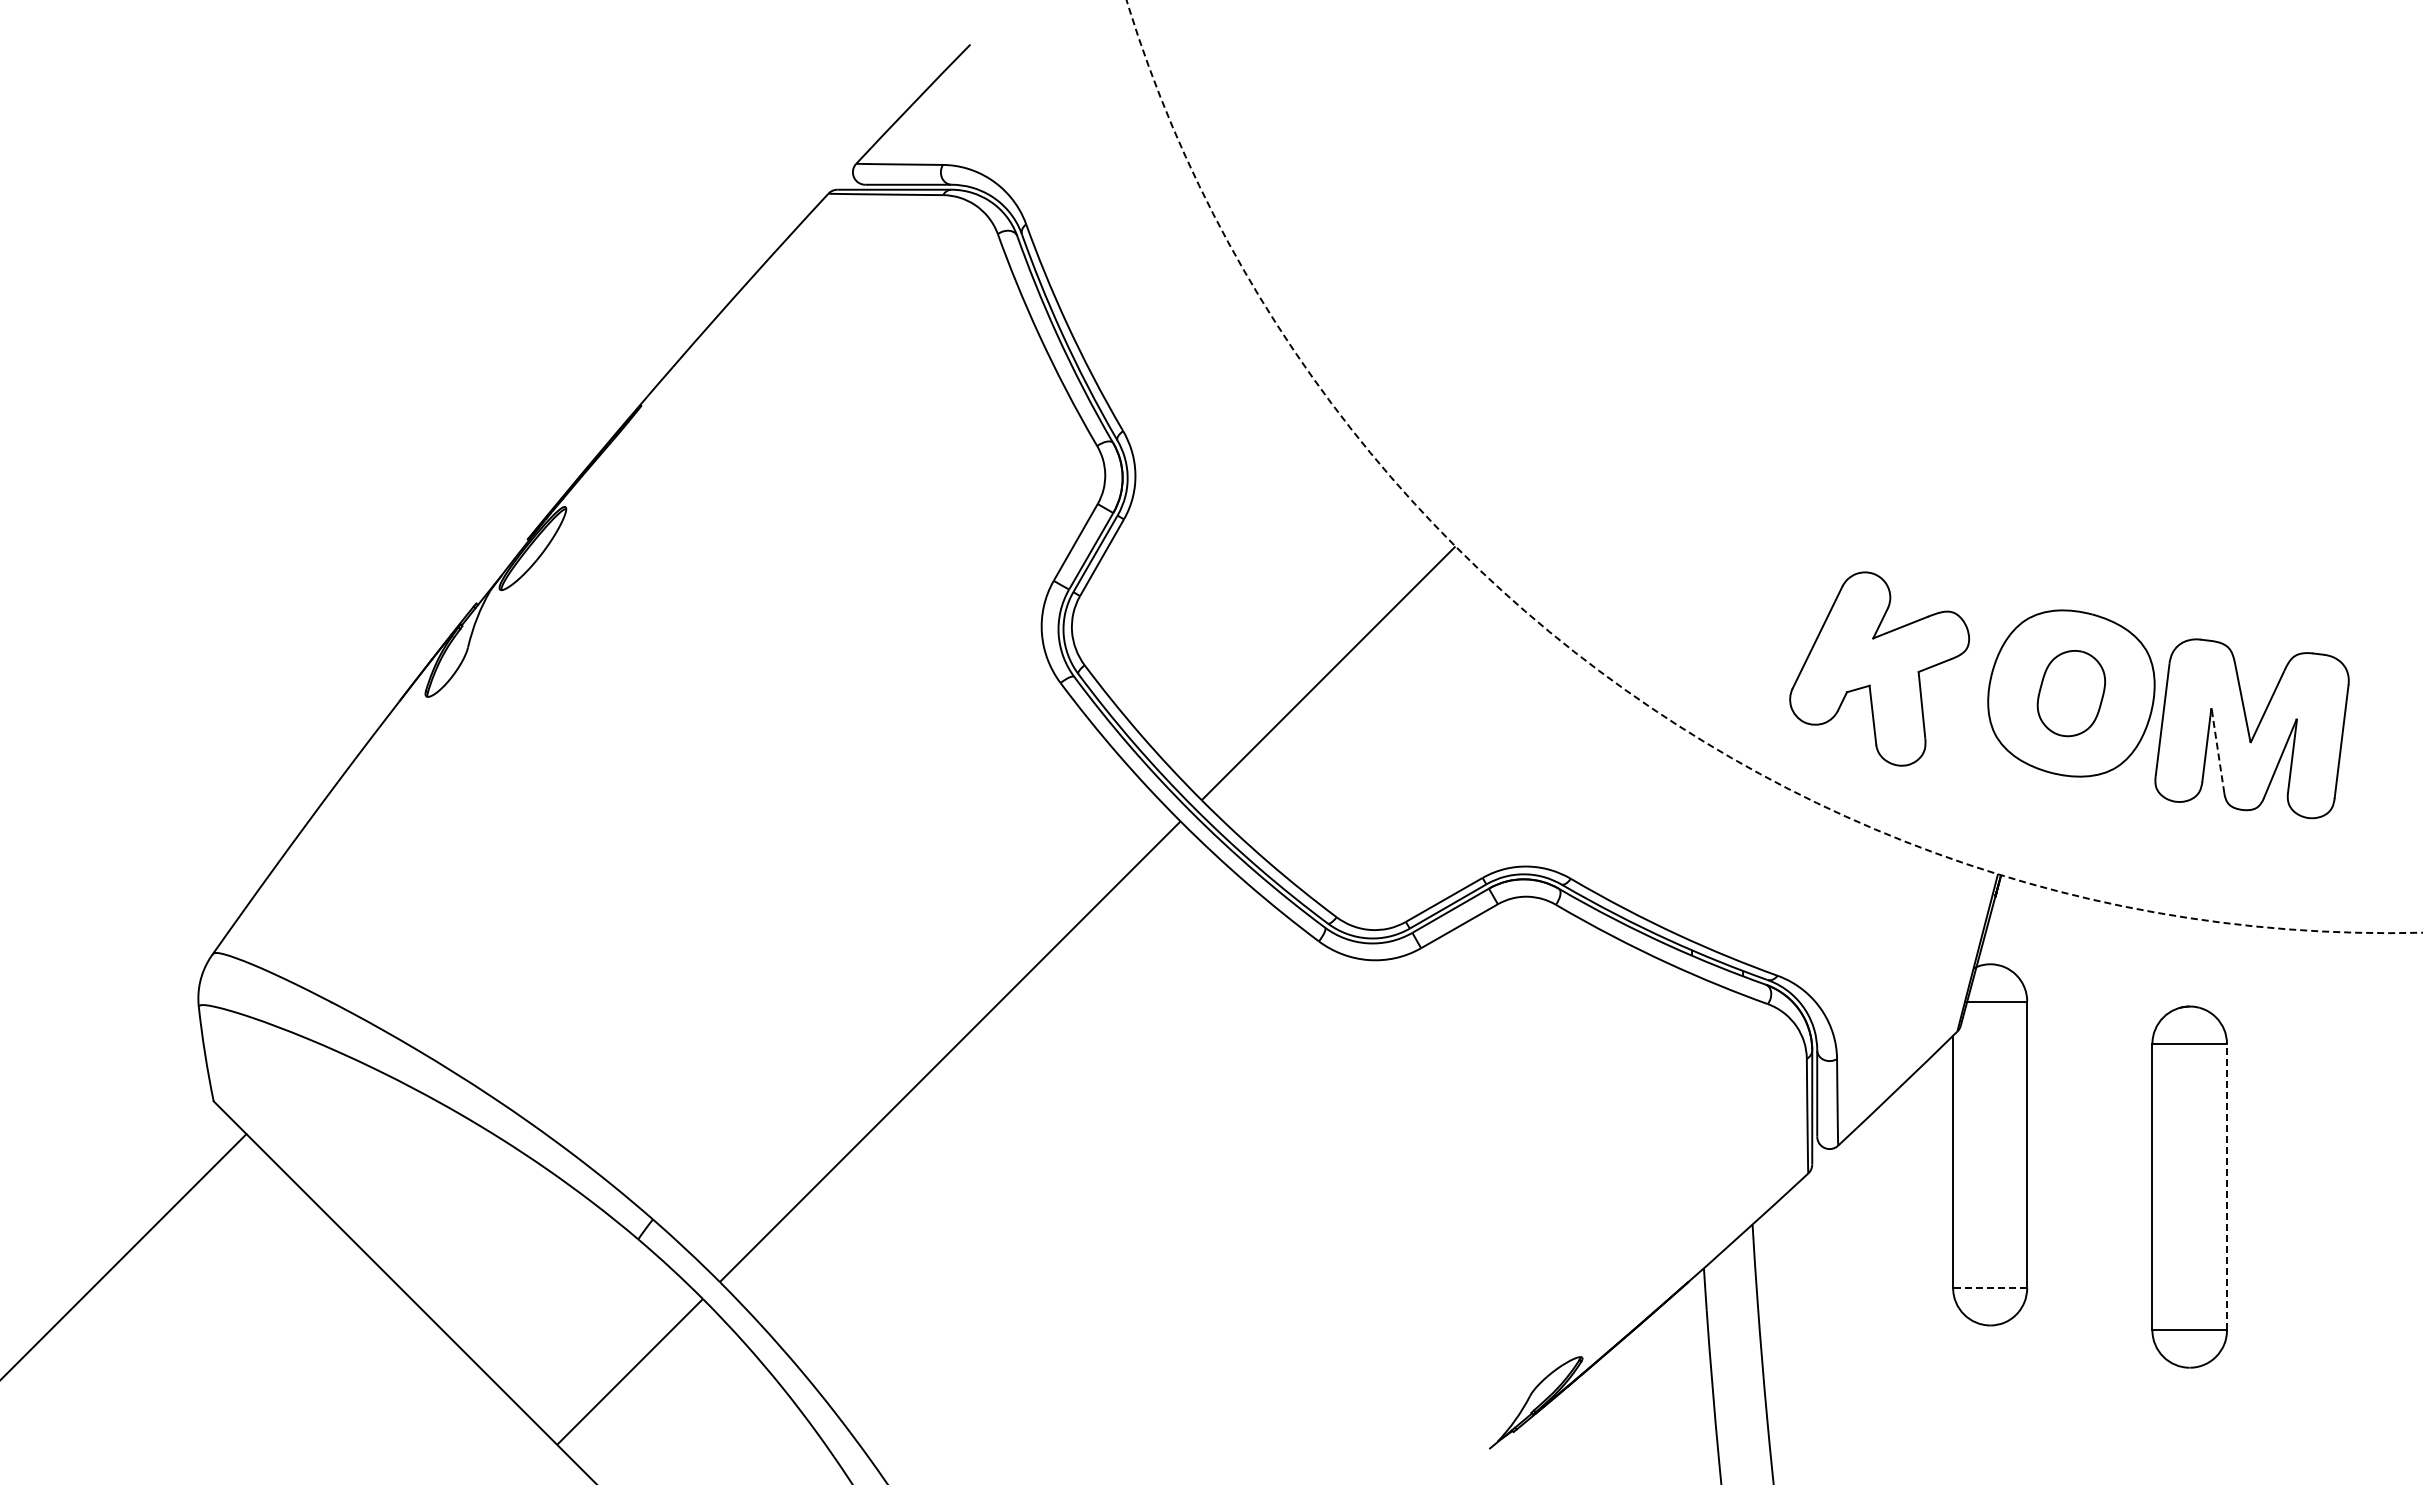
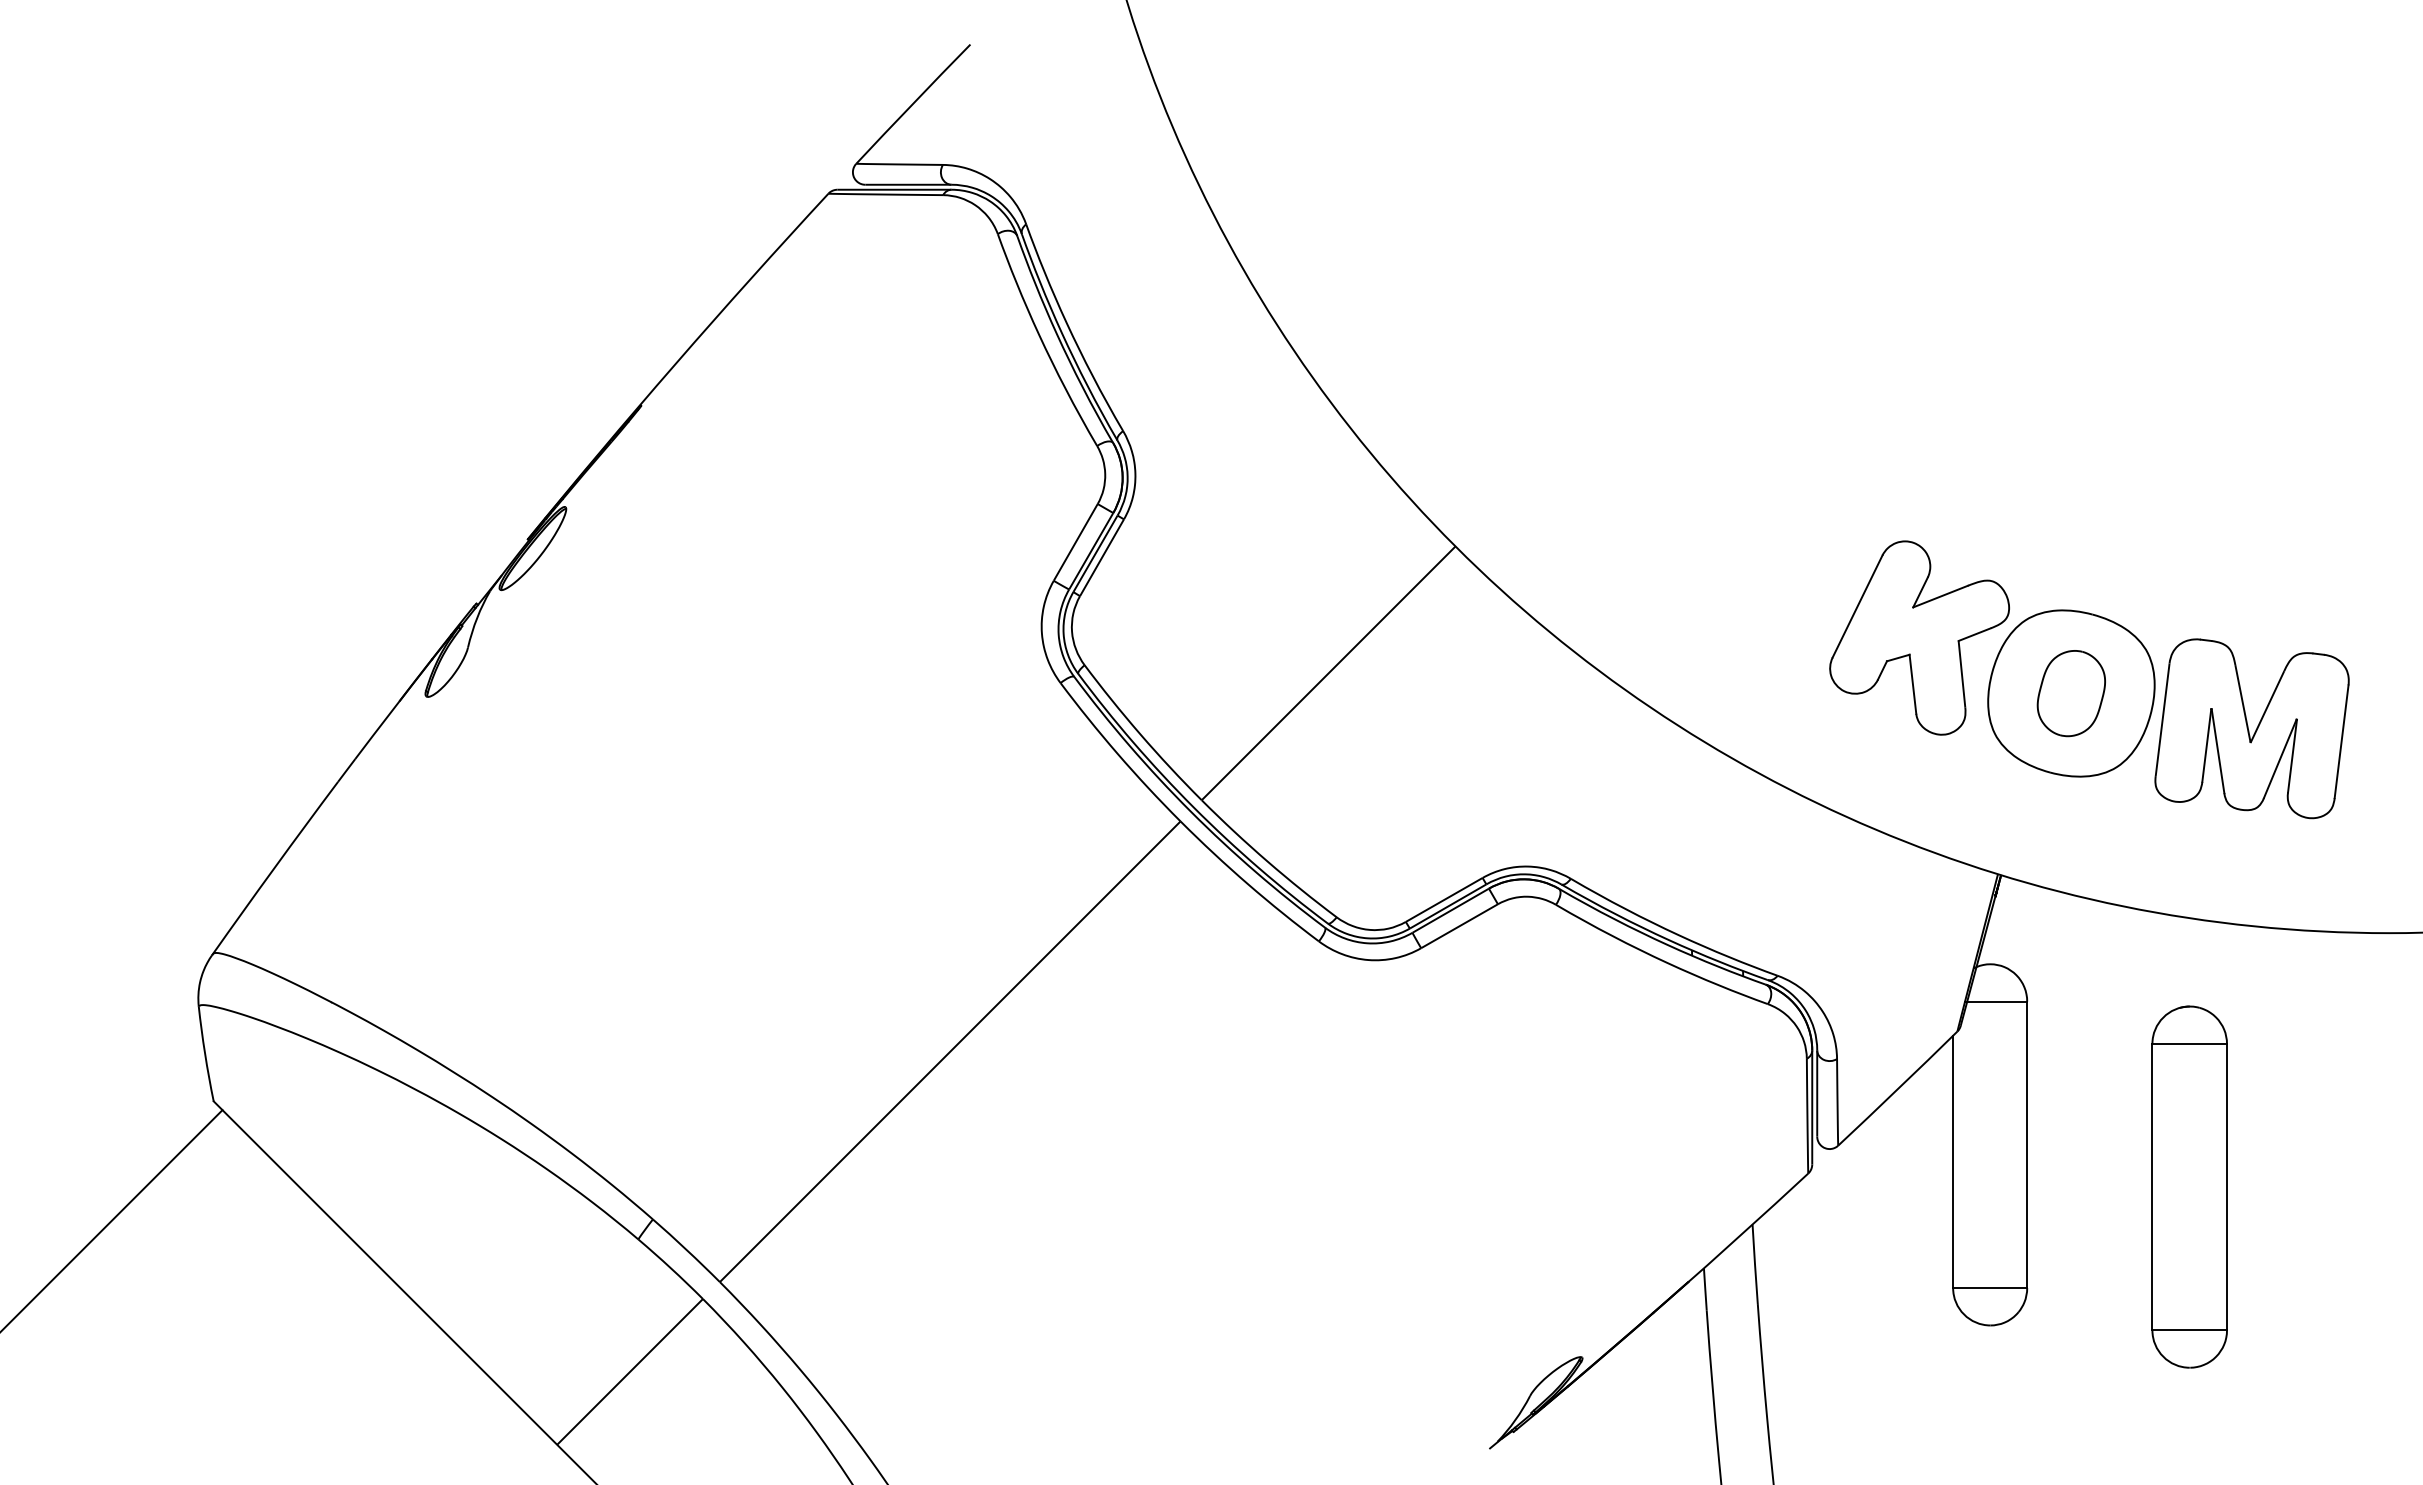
circle: dashed -> solid (1774, 466)
part position: (1879, 668) -> (1919, 637) (1919, 637)
line: dashed -> solid (2217, 750)
line: dashed -> solid (2227, 1186)
line position: (124, 1256) -> (112, 1220) (112, 1220)
line: dashed -> solid (1989, 1288)
